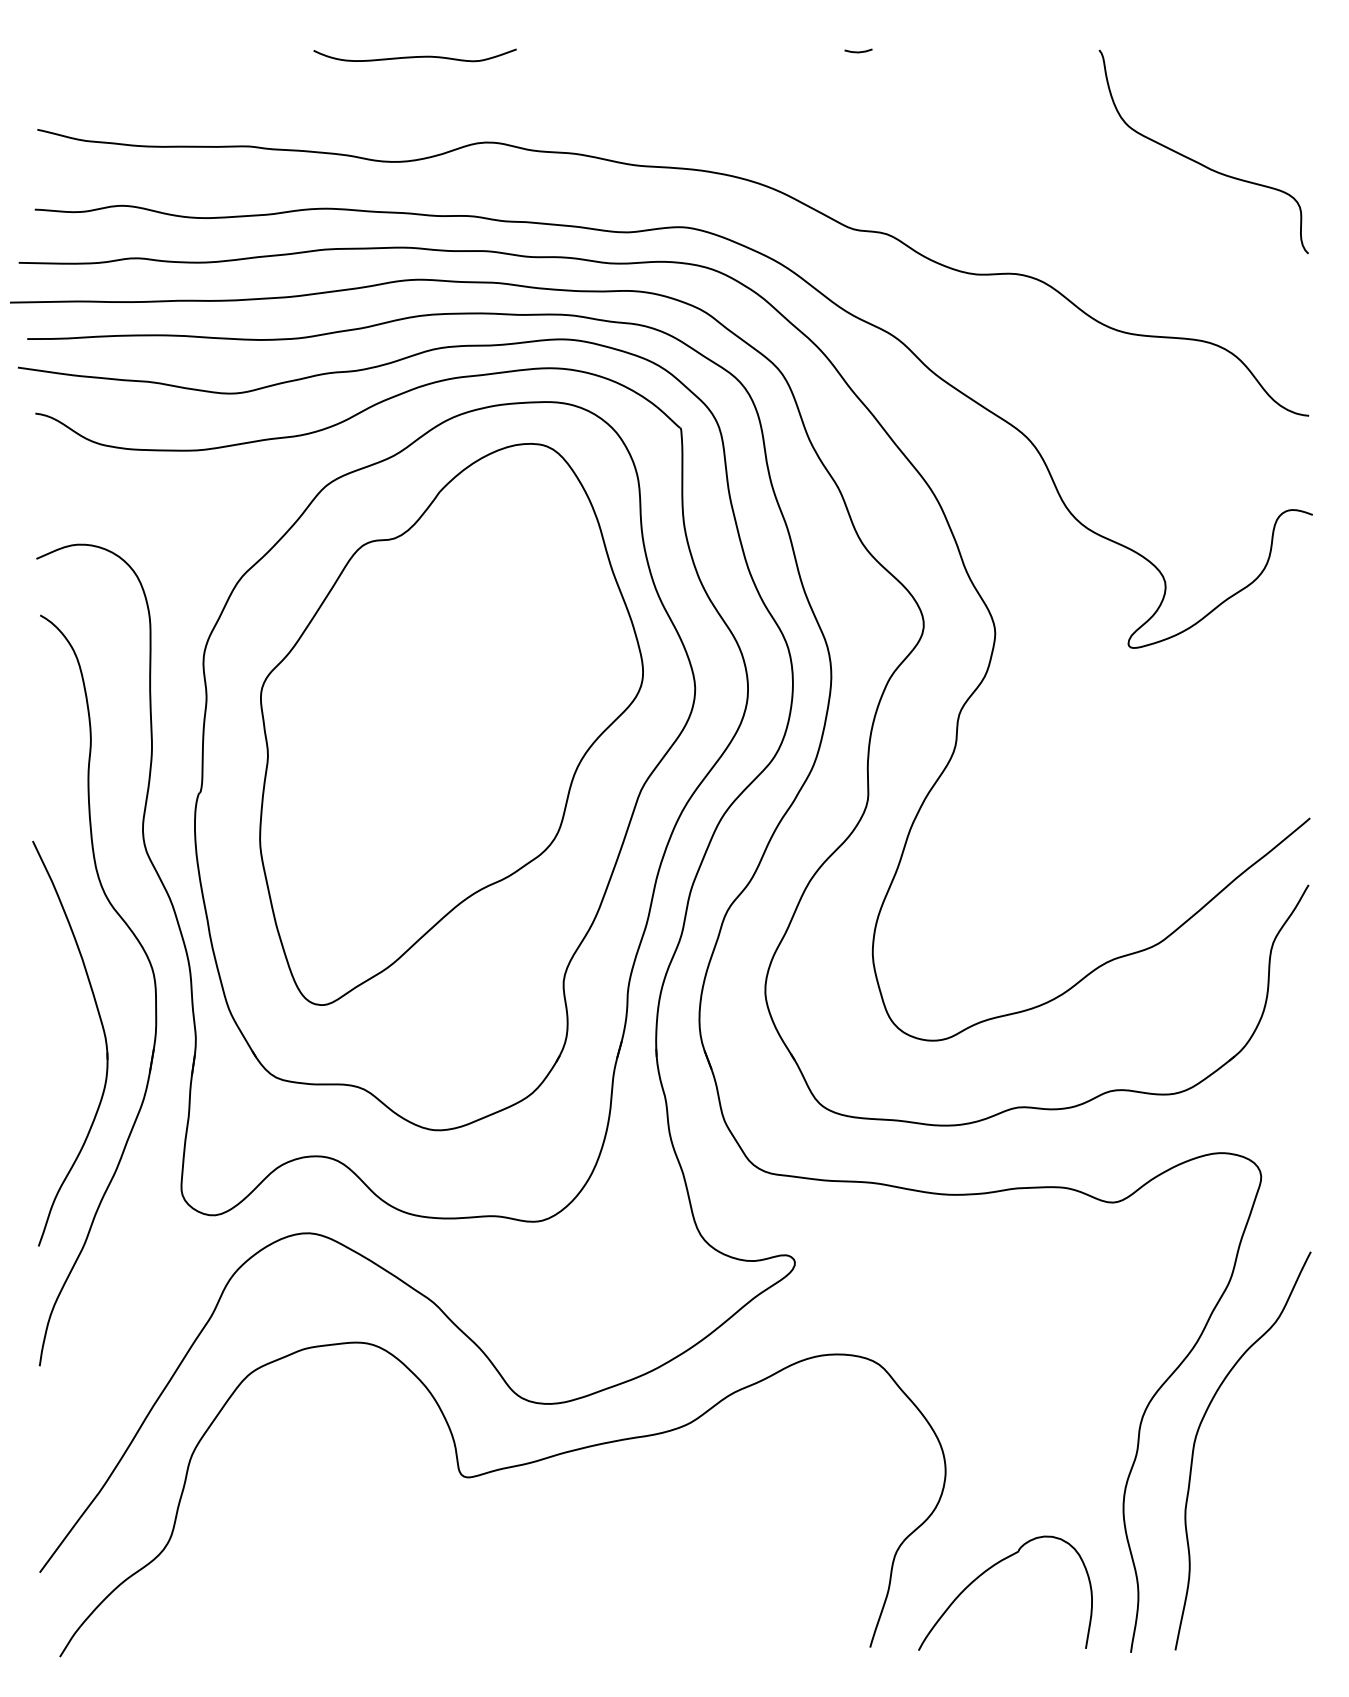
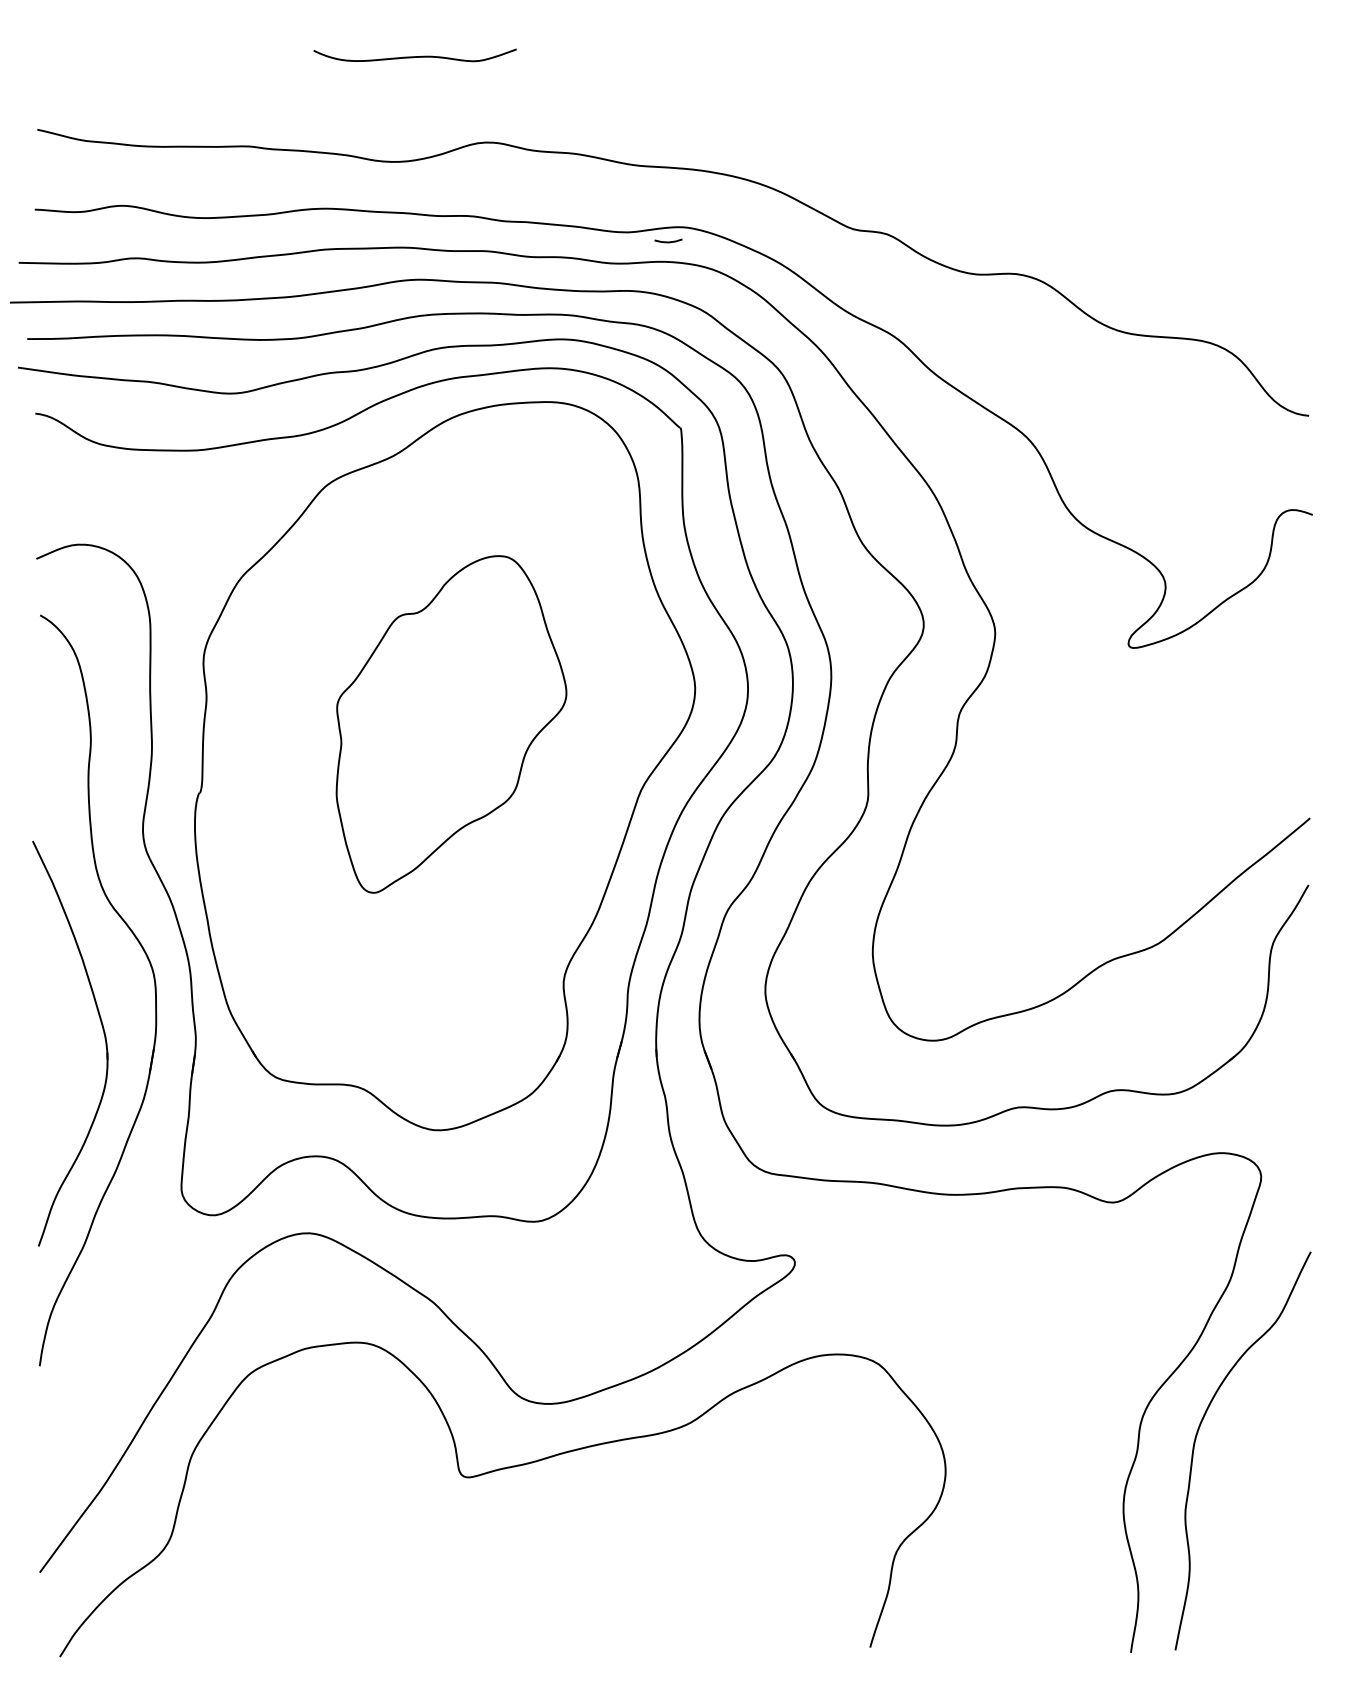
line position: (858, 51) -> (668, 241) (668, 241)
curve: present -> none (1197, 161)
part size: 385x563 px -> 233x339 px (451, 724)
part: present -> none (987, 1571)
